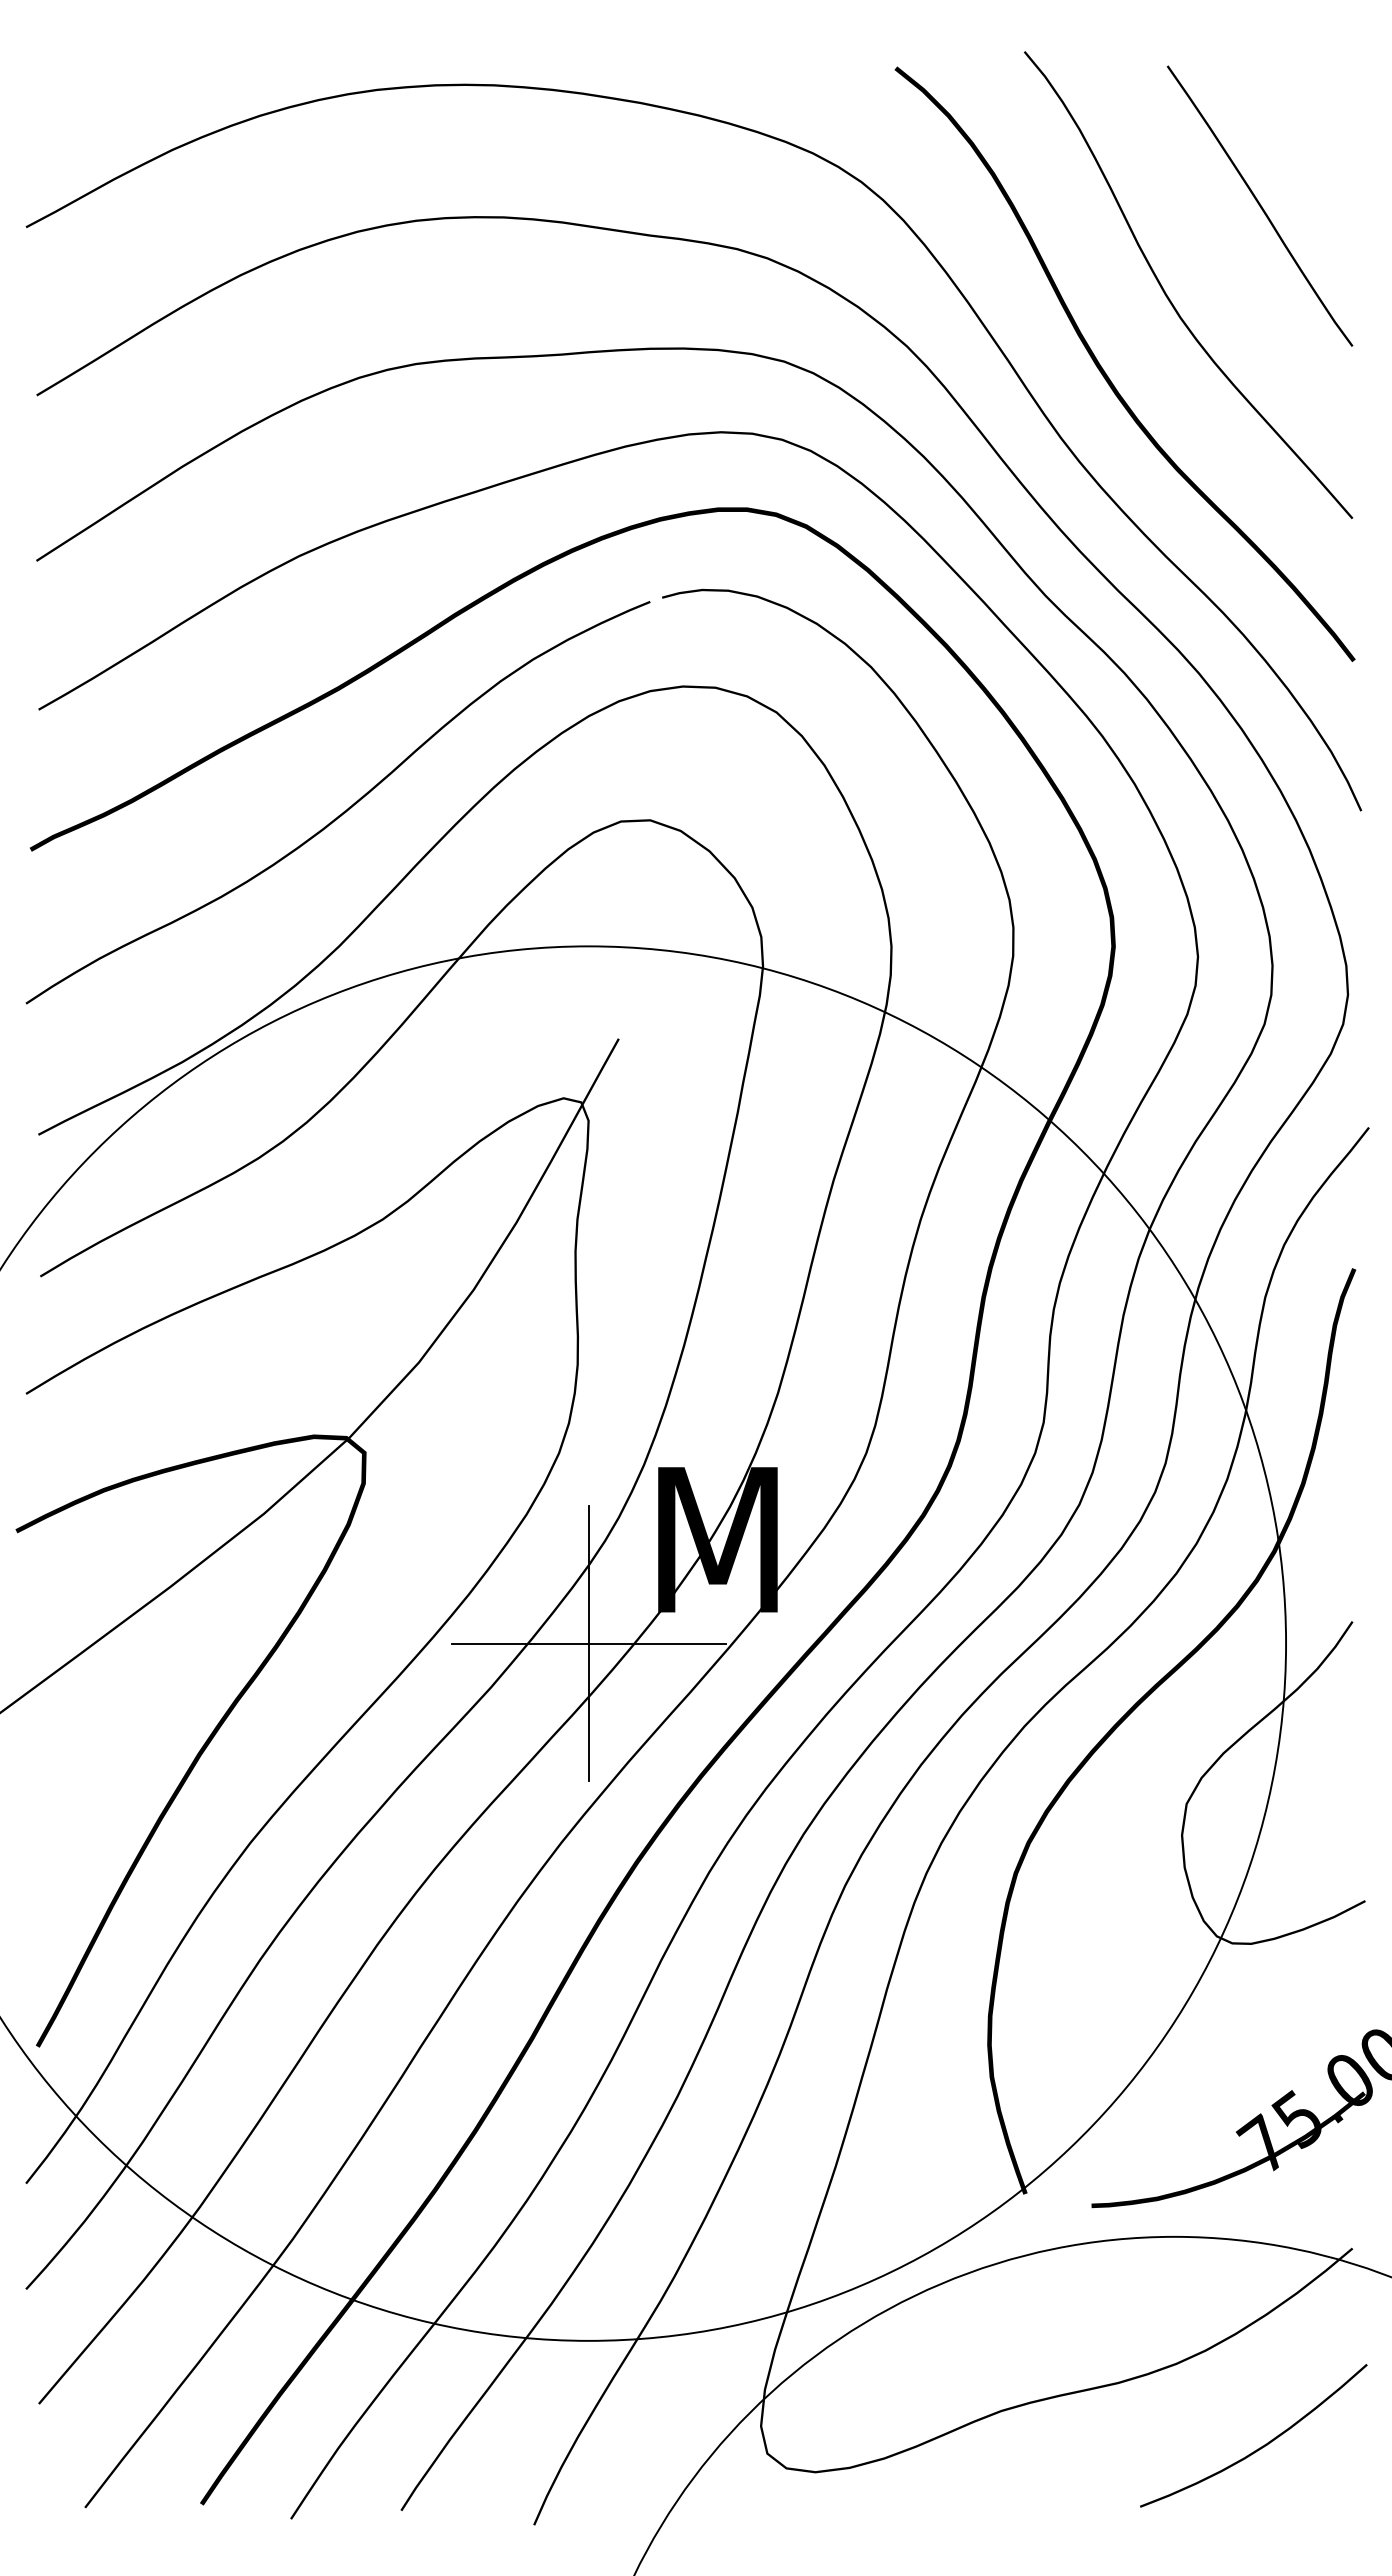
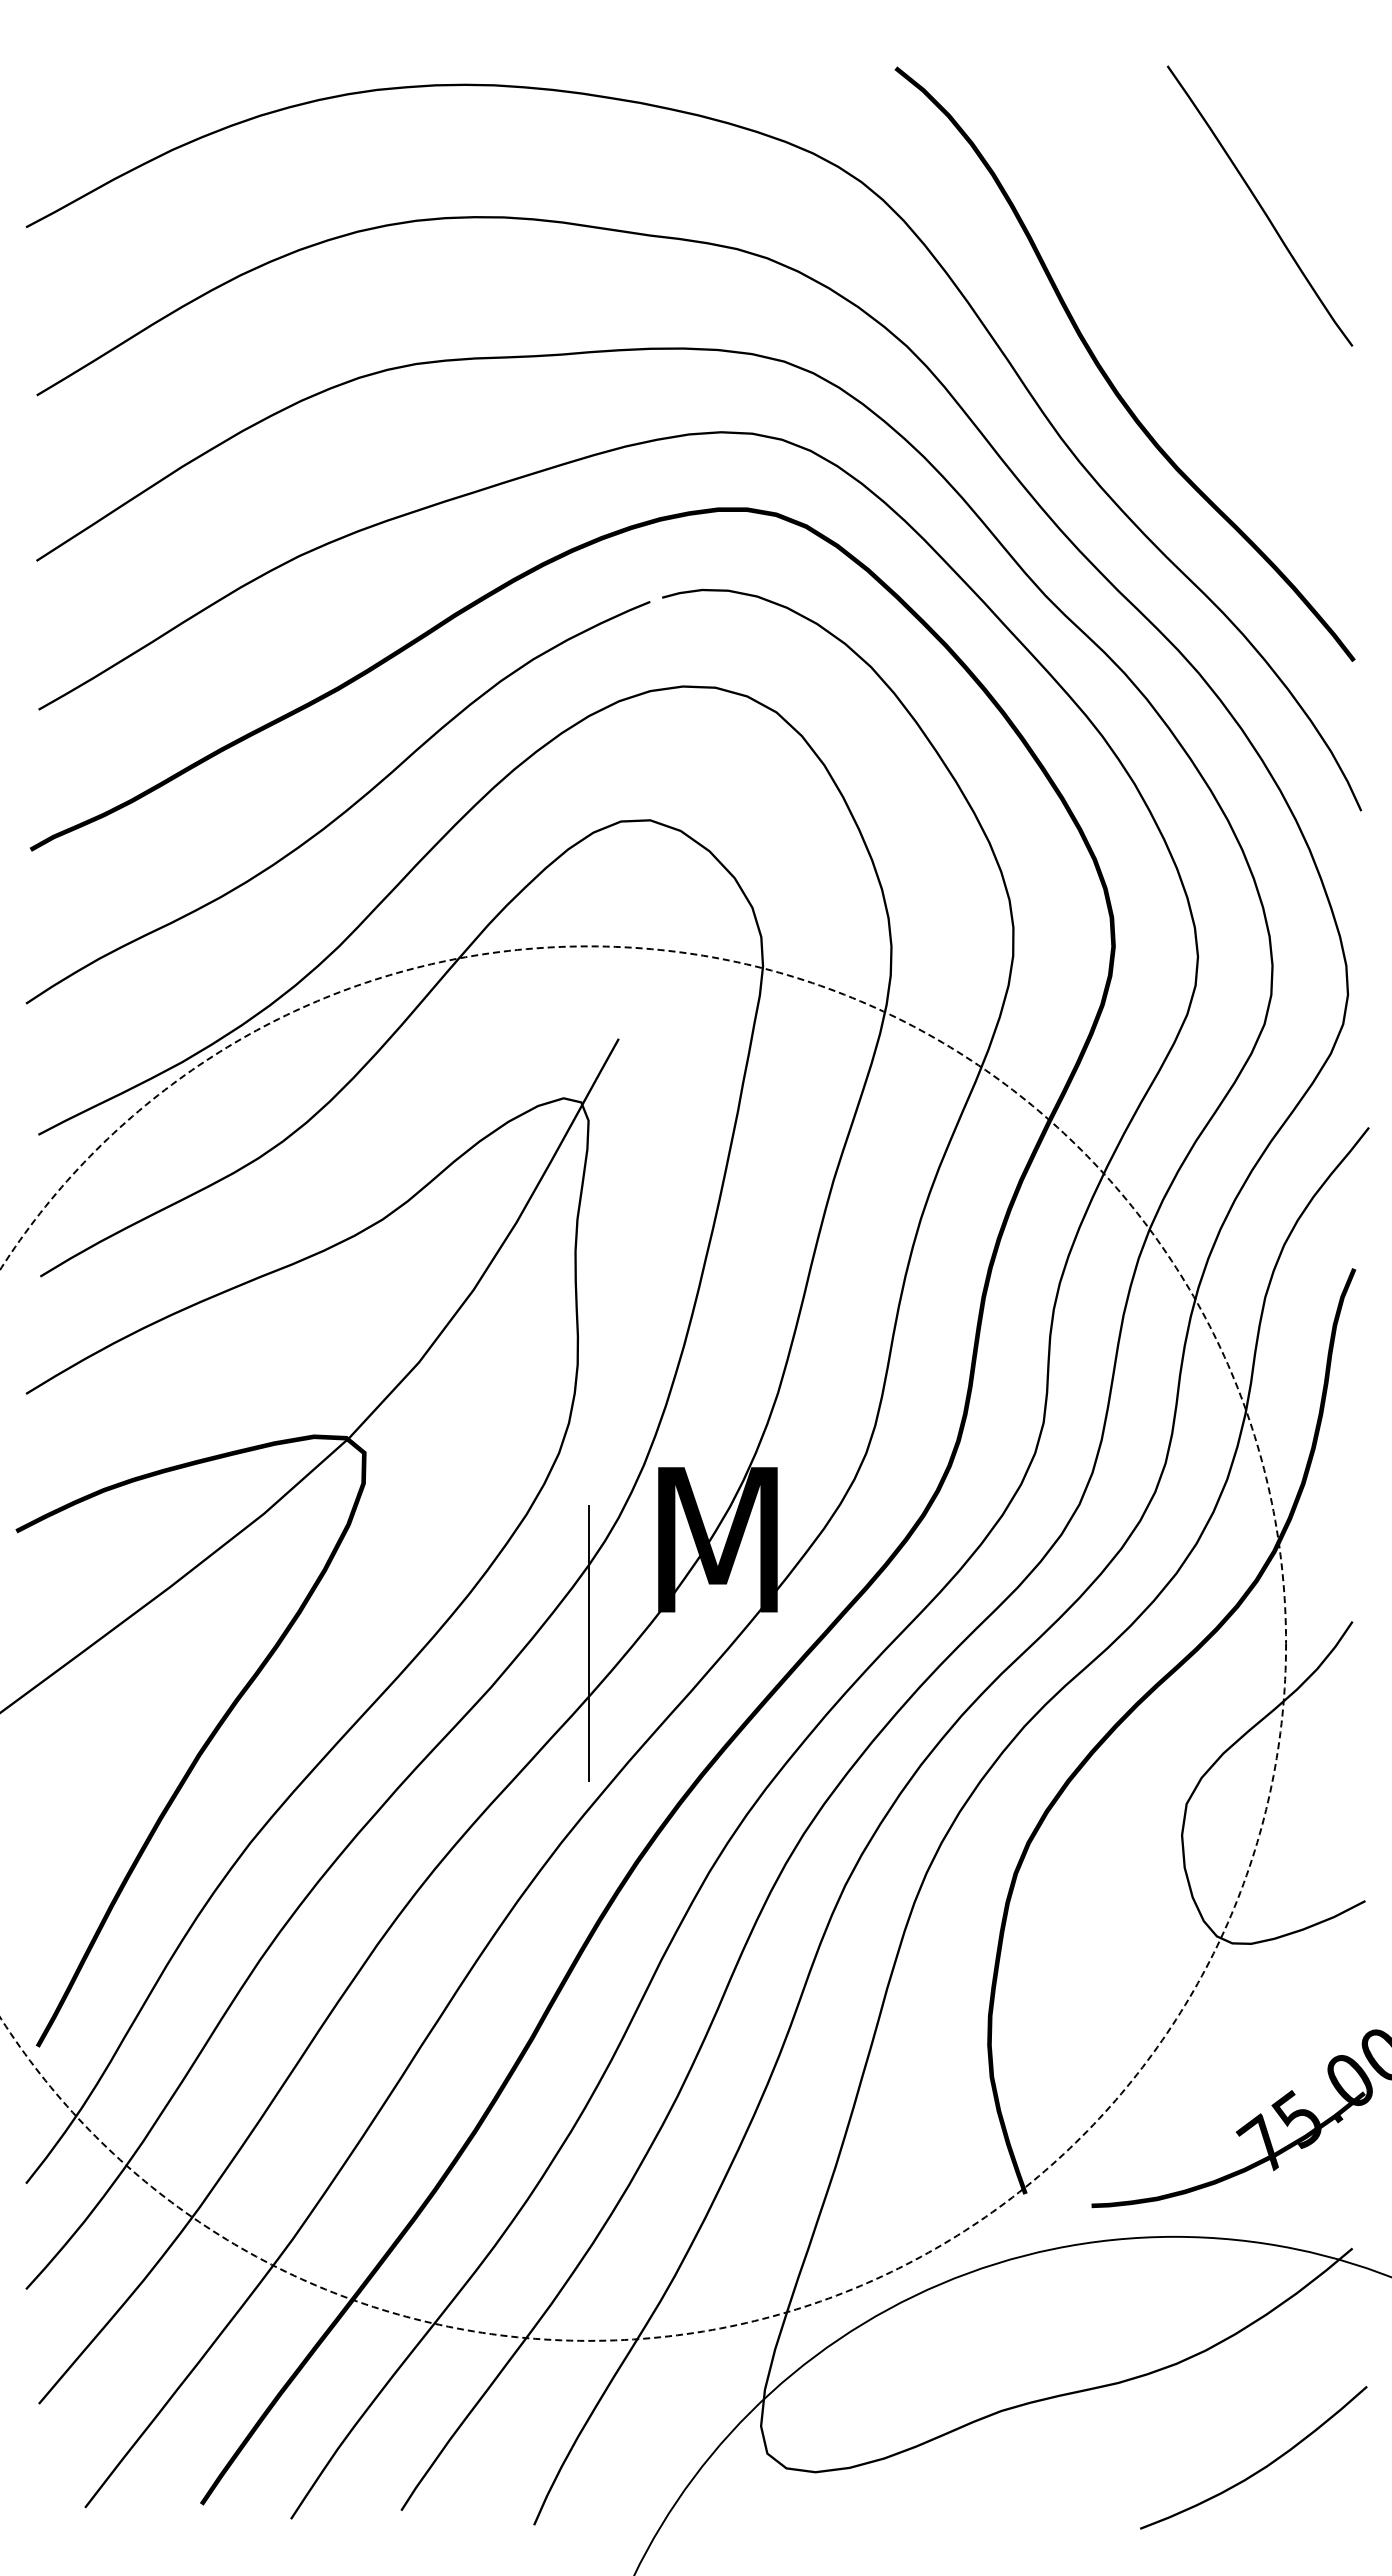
curve: present -> none (1170, 299)
line: present -> none (589, 1643)
circle: solid -> dashed (643, 1643)
curve position: (1259, 2447) -> (1259, 2469) (1259, 2469)
